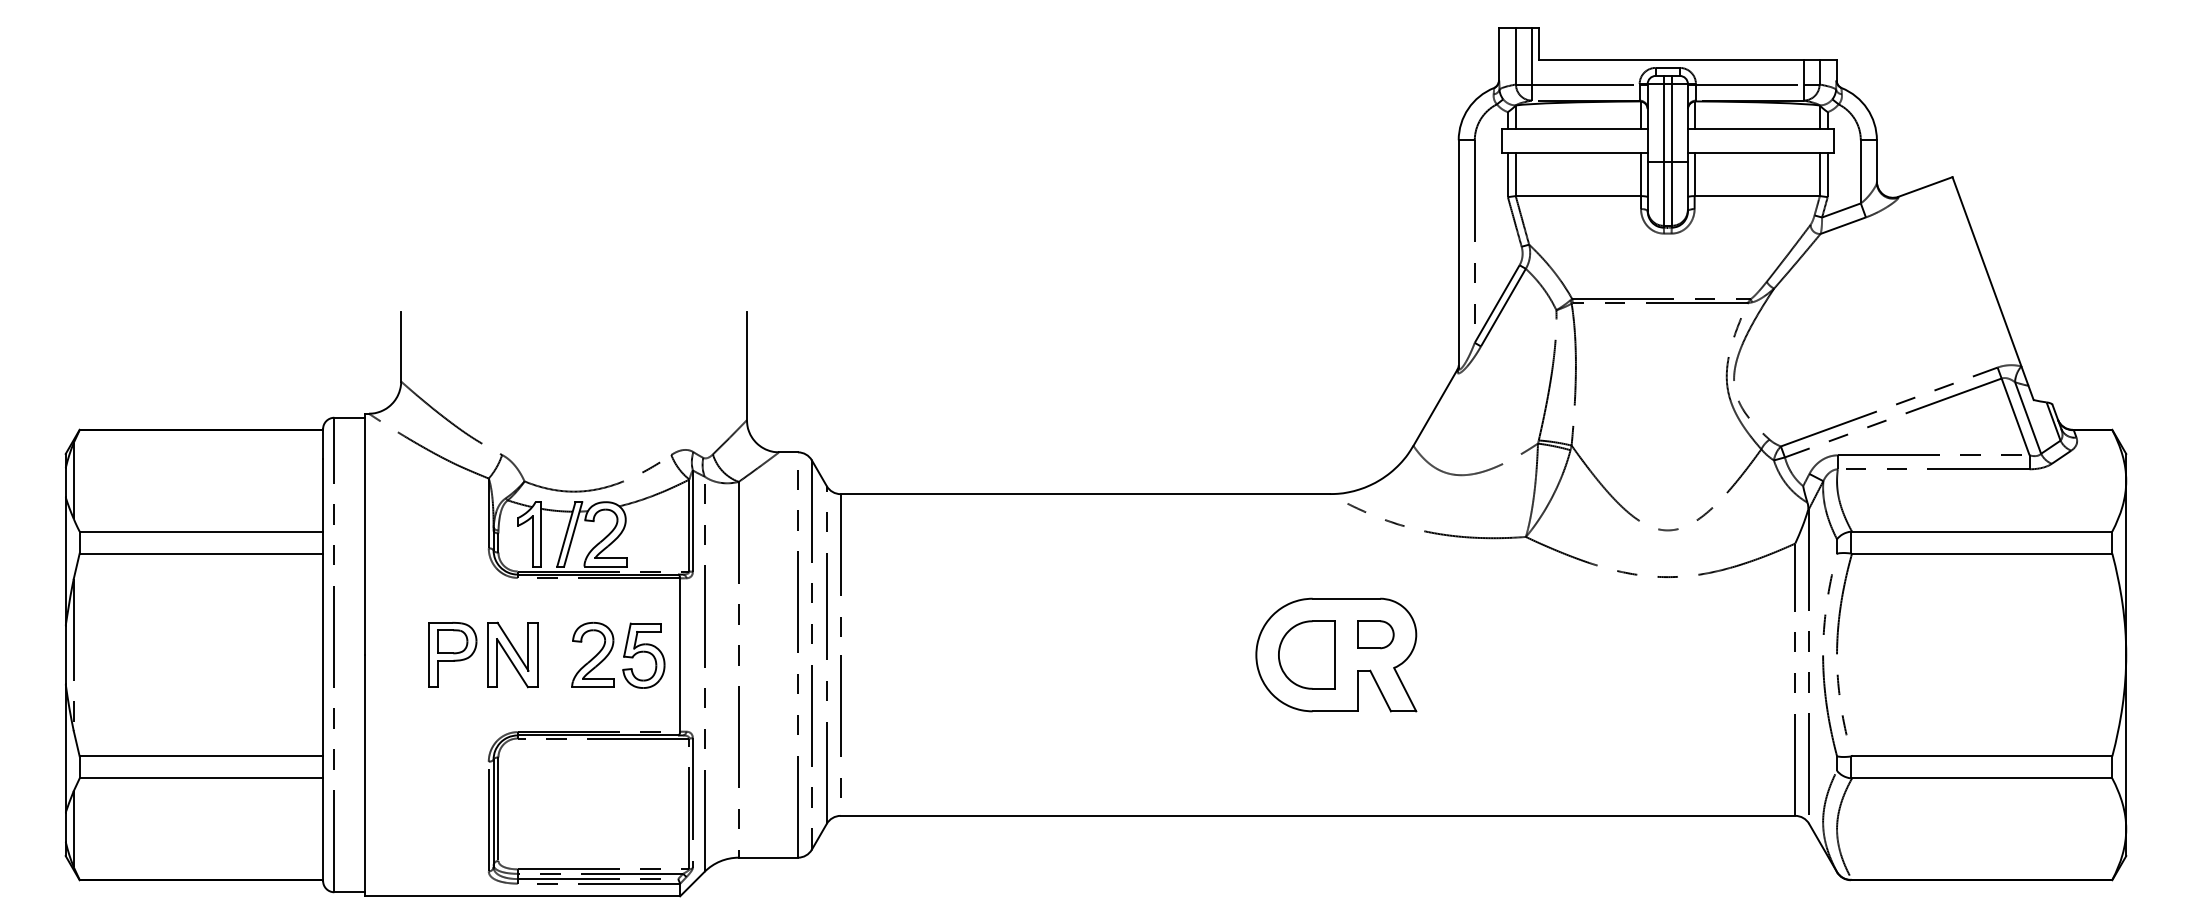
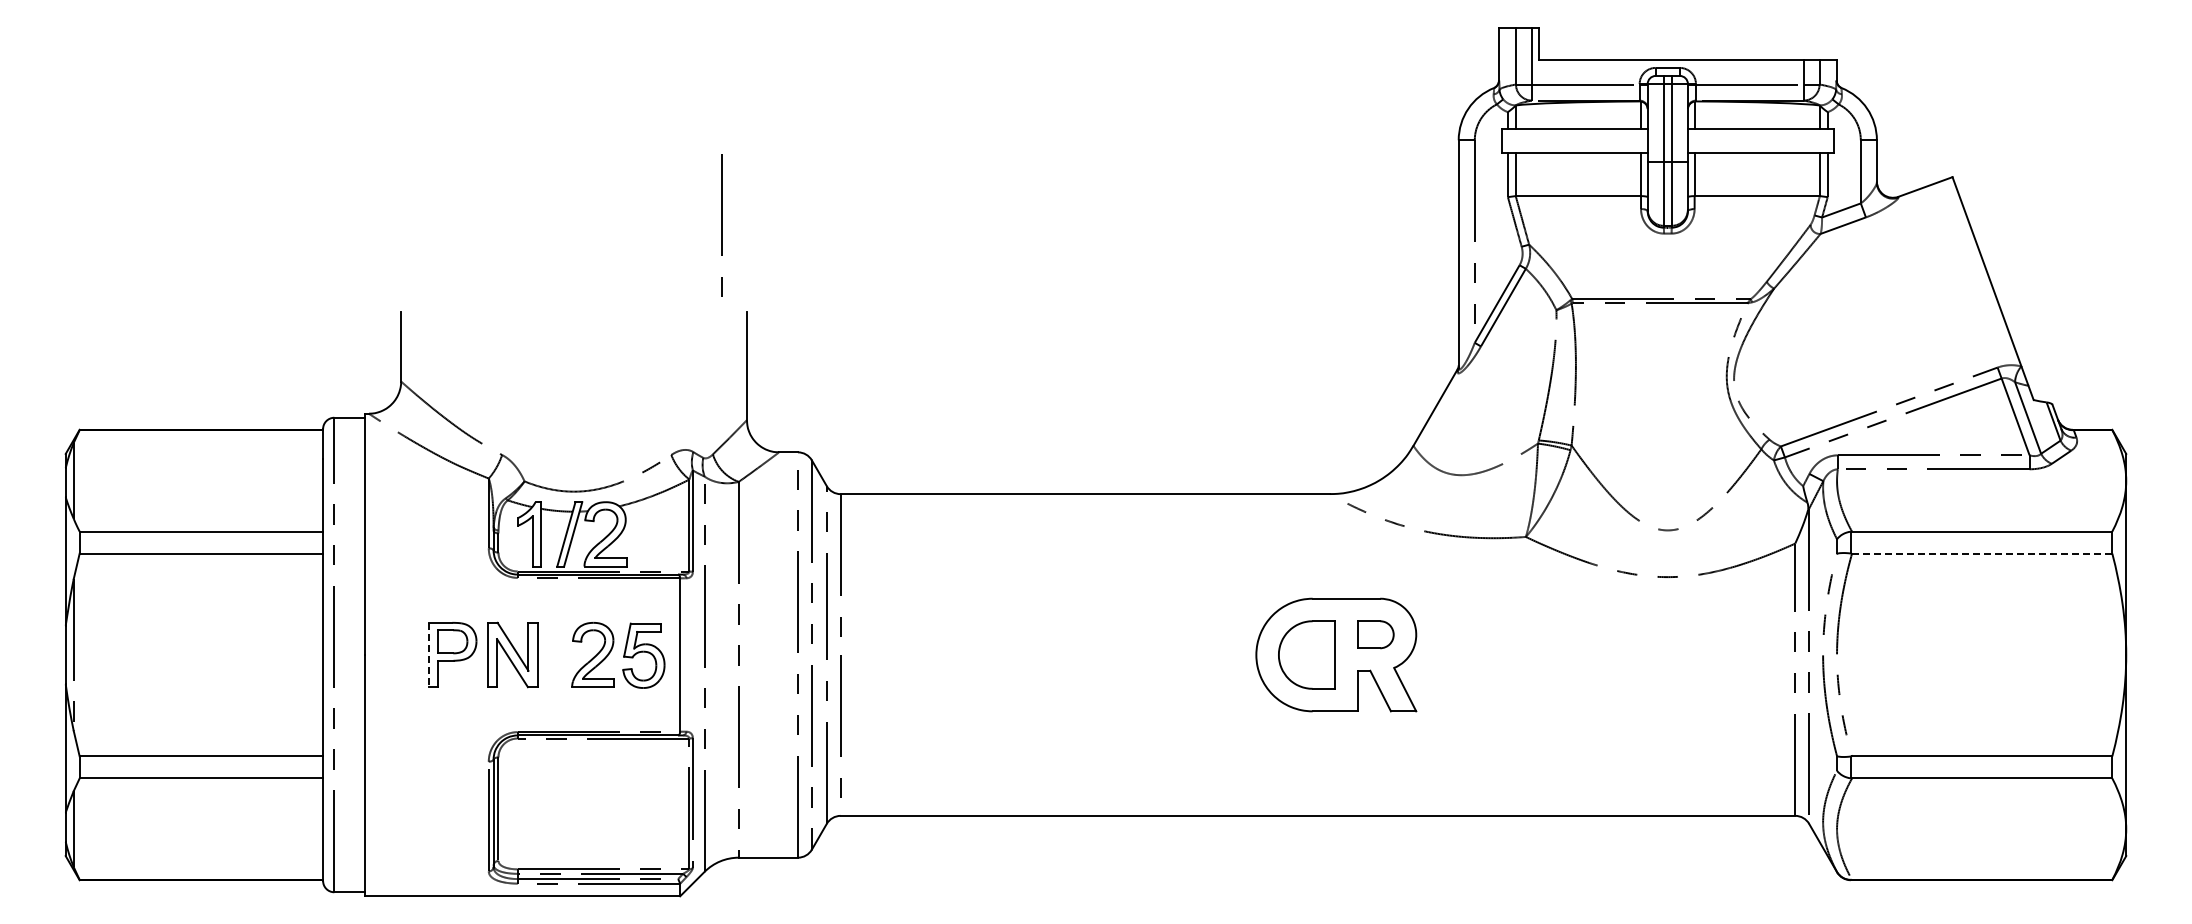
line: none -> present (721, 225)
line: solid -> dashed (1981, 553)
line: solid -> dashed (428, 655)
